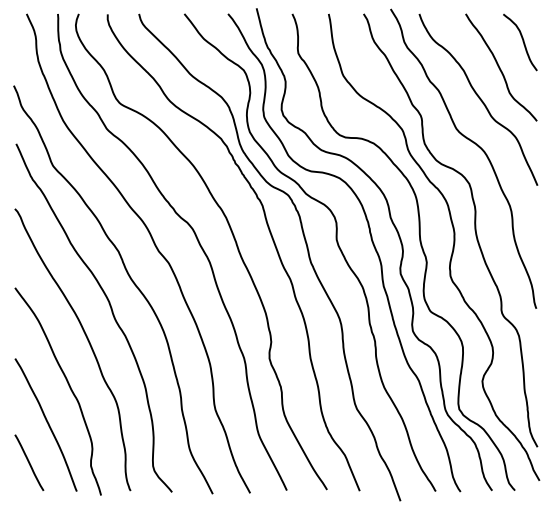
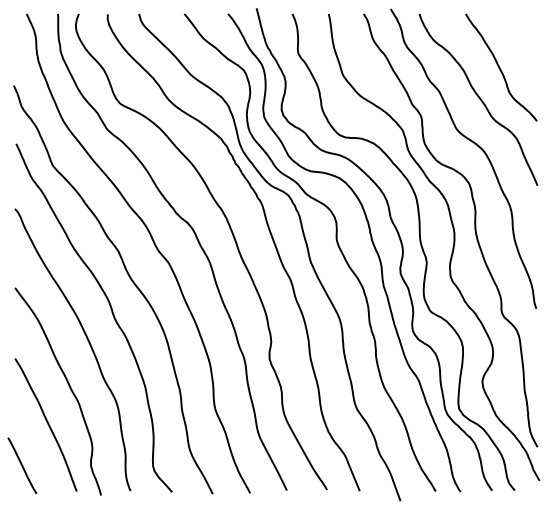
curve: present -> none (522, 41)
line position: (29, 462) -> (22, 465) (22, 465)
